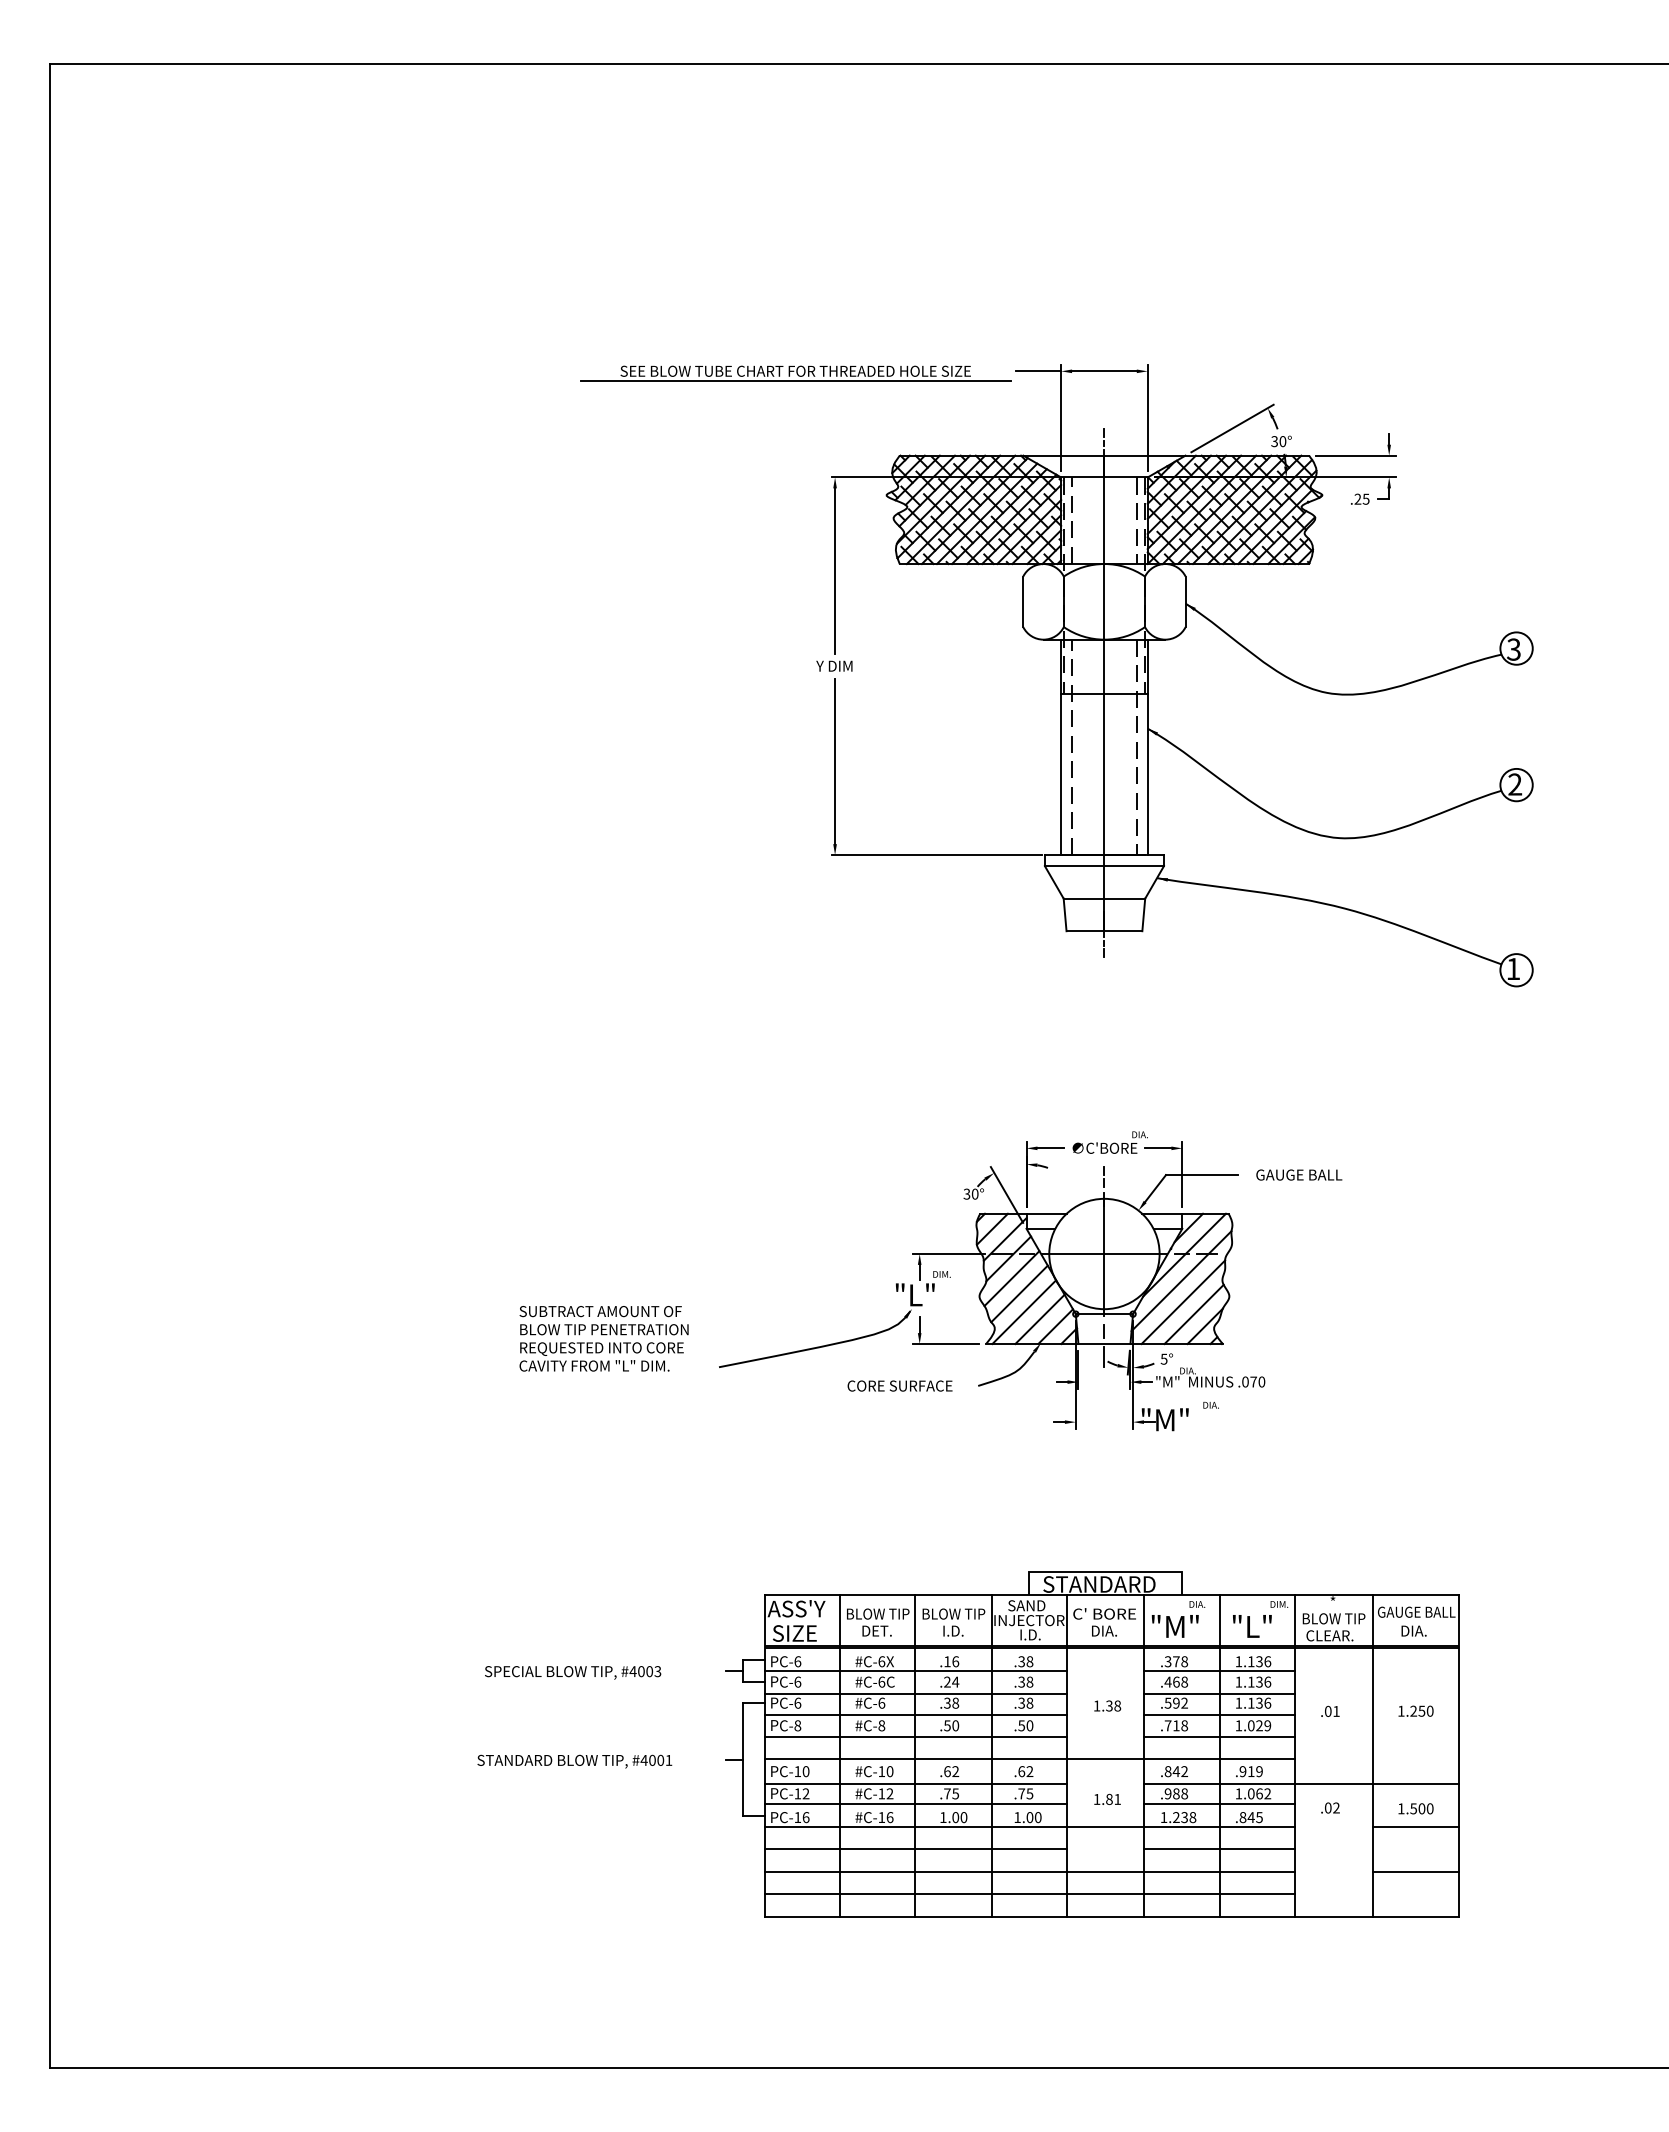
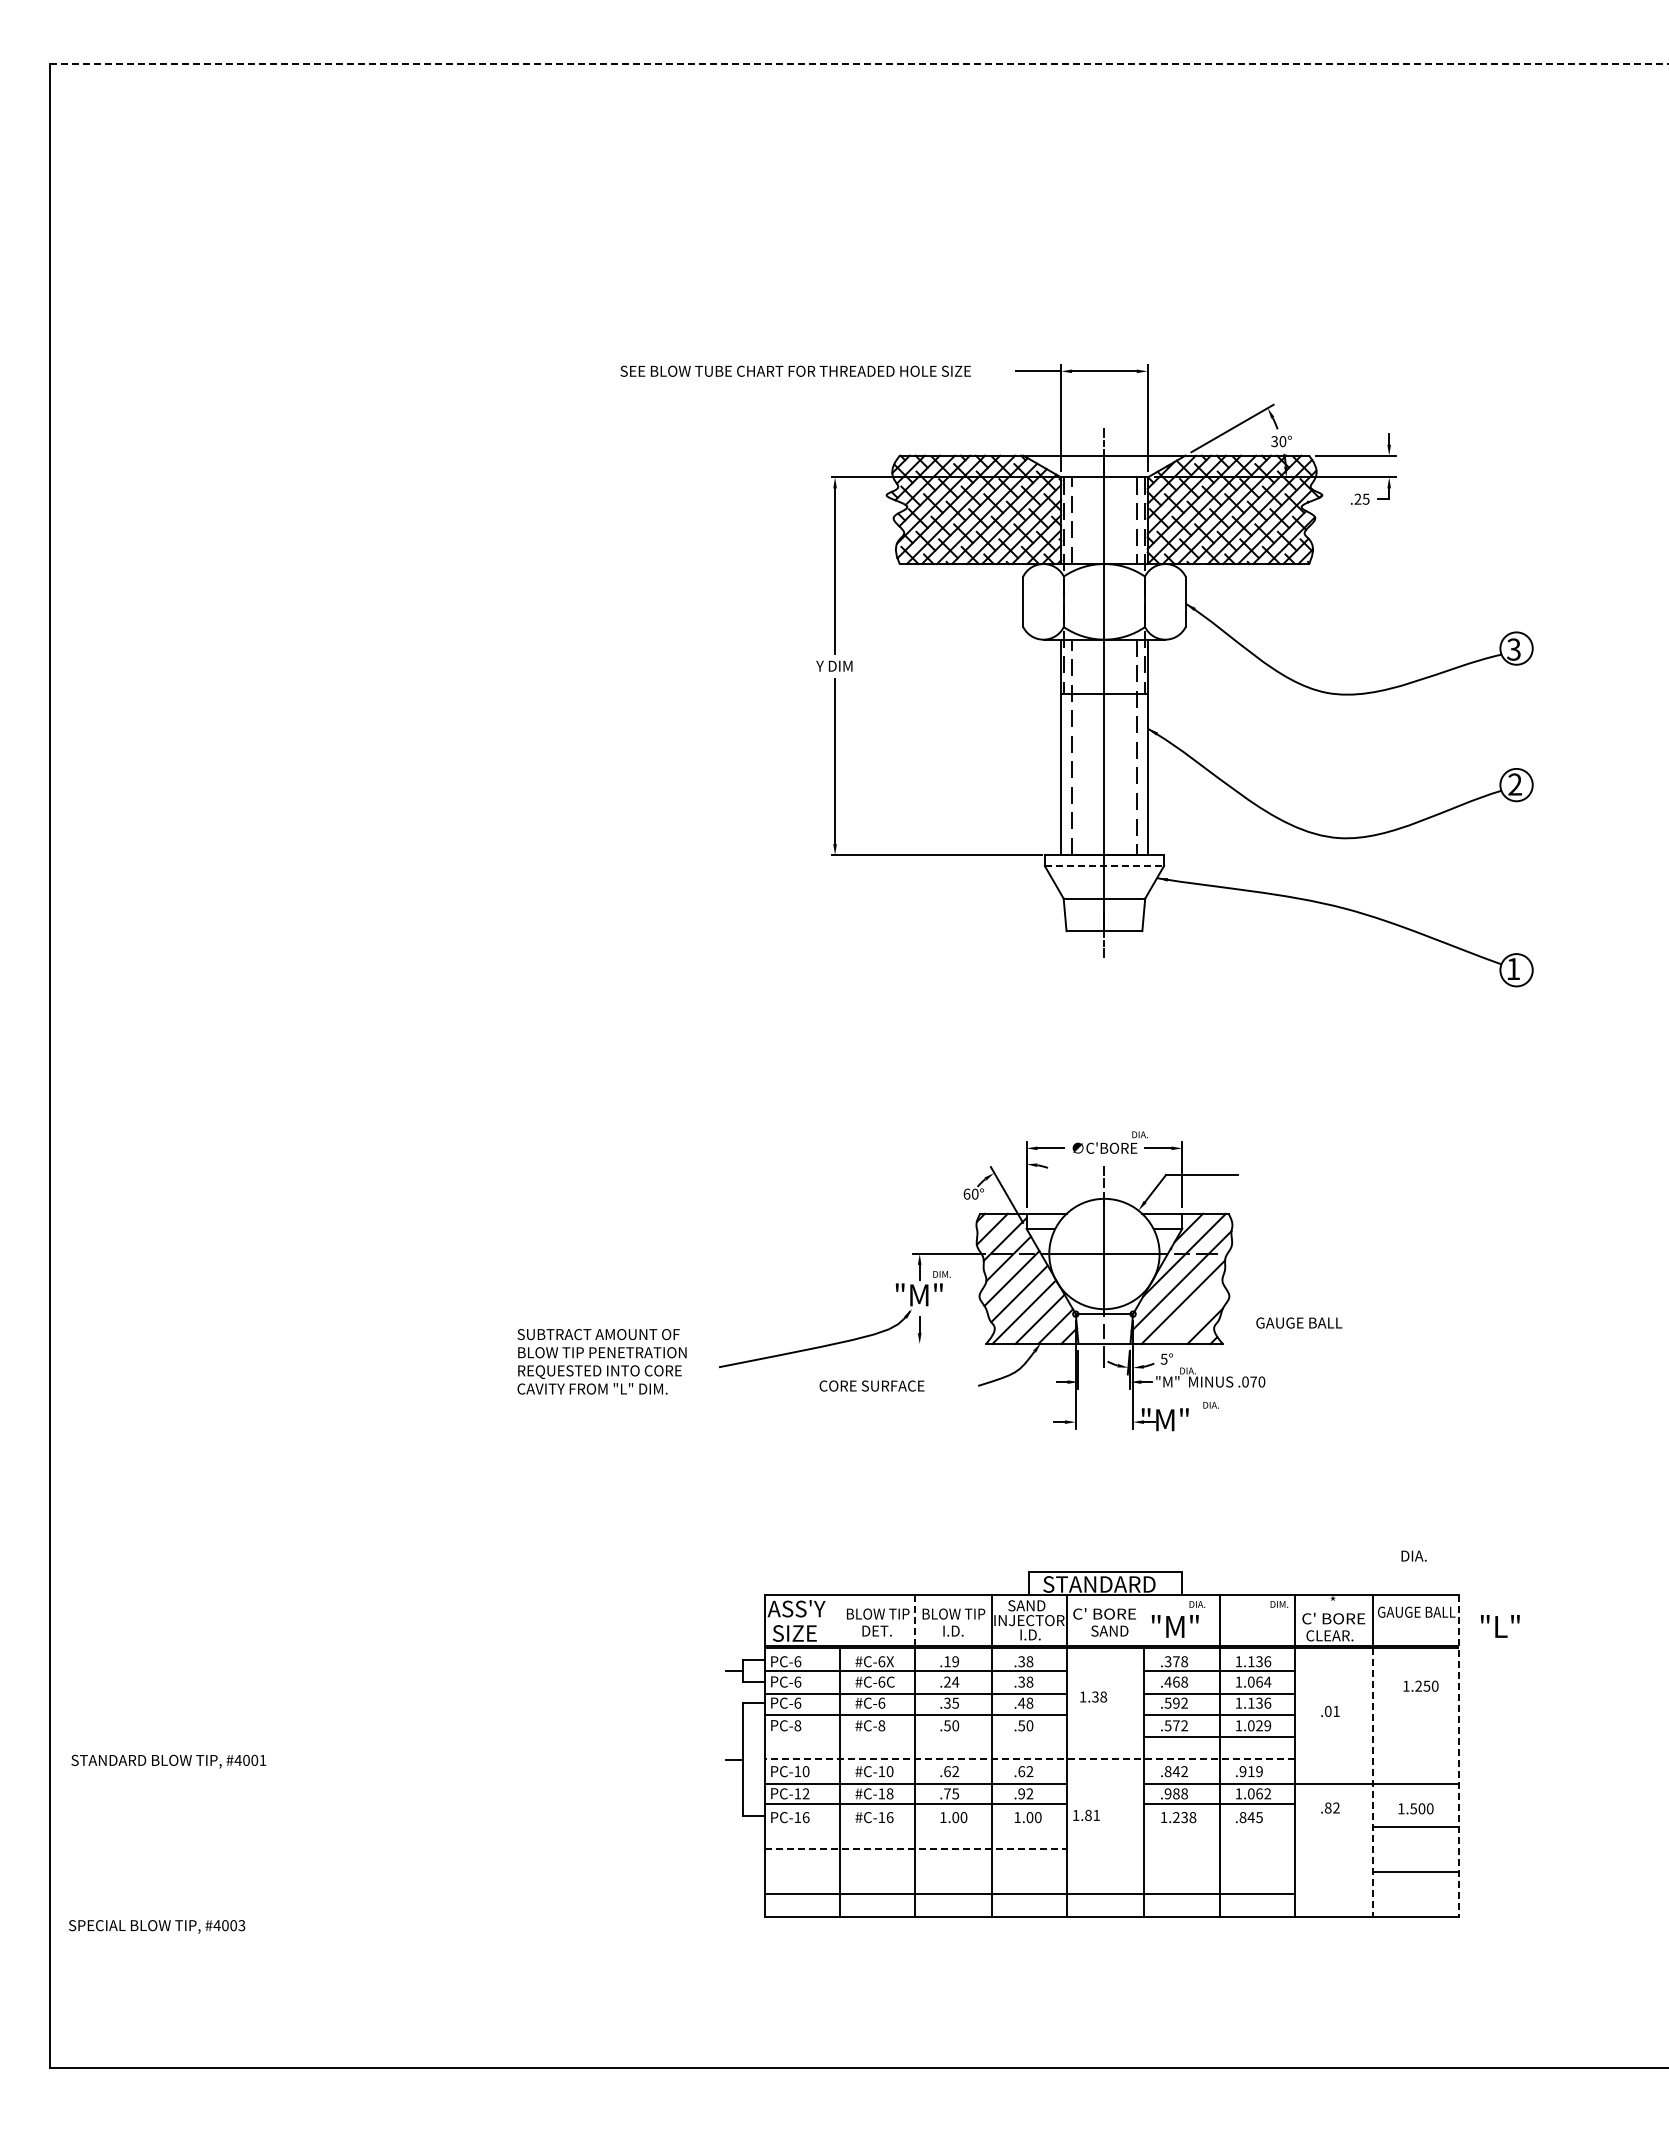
line: solid -> dashed (859, 63)
line: present -> none (796, 380)
line: solid -> dashed (1104, 866)
text position: (1299, 1174) -> (1299, 1322) (1299, 1322)
text: 30° -> 60° (966, 1193)
text: "L" -> "M" (927, 1294)
line: present -> none (1193, 1314)
text position: (603, 1338) -> (601, 1361) (601, 1361)
line: present -> none (945, 1344)
text position: (899, 1385) -> (871, 1385) (871, 1385)
text: BLOW TIP -> C' BORE (1333, 1618)
line: present -> none (839, 1619)
line: present -> none (1144, 1619)
line: solid -> dashed (915, 1620)
text position: (1252, 1626) -> (1500, 1626) (1500, 1626)
text: DIA. -> SAND (1109, 1630)
text position: (1413, 1630) -> (1413, 1555) (1413, 1555)
text: .16 -> .19 (955, 1661)
text position: (573, 1672) -> (157, 1926) (157, 1926)
text: 1.136 -> 1.064 (1259, 1681)
text: .38 -> .35 (955, 1702)
text: .38 -> .48 (1021, 1702)
text position: (1107, 1705) -> (1093, 1696) (1093, 1696)
text position: (1415, 1710) -> (1420, 1685) (1420, 1685)
text: .718 -> .572 (1176, 1725)
line: present -> none (915, 1737)
line: solid -> dashed (1459, 1755)
line: solid -> dashed (1029, 1758)
text position: (574, 1761) -> (168, 1761) (168, 1761)
line: solid -> dashed (1372, 1782)
text: #C-12 -> #C-18 (889, 1793)
text: .75 -> .92 (1025, 1793)
text position: (1107, 1798) -> (1086, 1814) (1086, 1814)
text: .02 -> .82 (1327, 1808)
line: present -> none (1029, 1826)
line: solid -> dashed (916, 1849)
line: present -> none (1219, 1849)
line: present -> none (1029, 1871)
